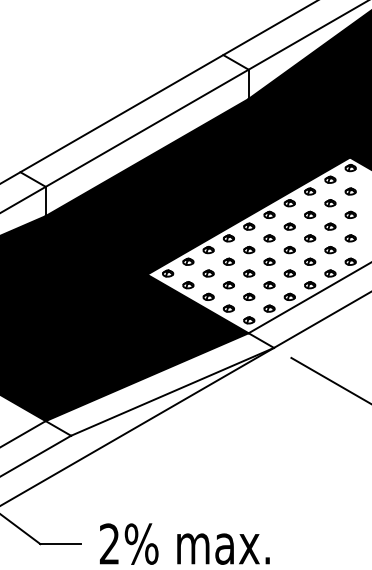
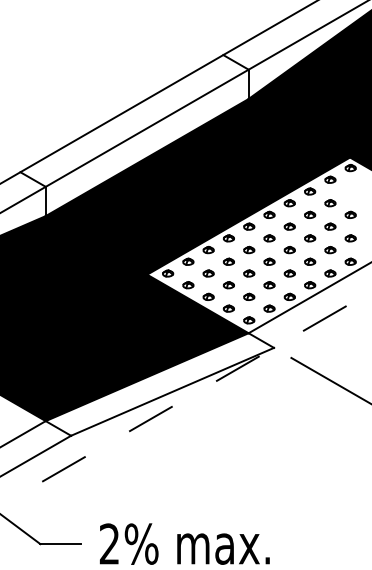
part: present -> none (350, 191)
line: solid -> dashed (186, 398)
